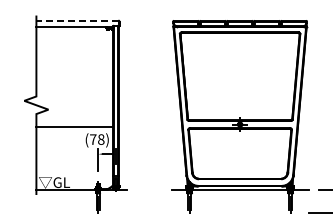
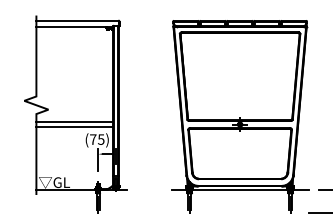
line: dashed -> solid (77, 20)
line: none -> present (74, 122)
text: (78) -> (75) (101, 139)
